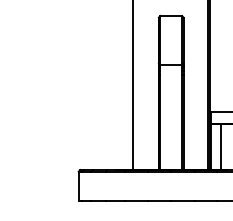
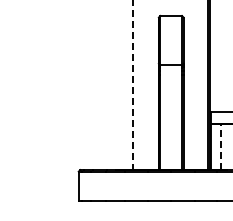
line: solid -> dashed (132, 84)
line: solid -> dashed (220, 146)
